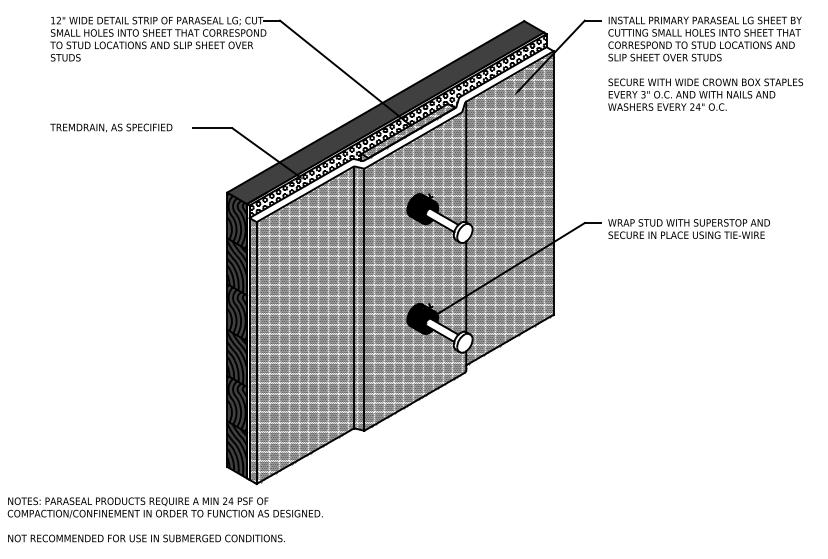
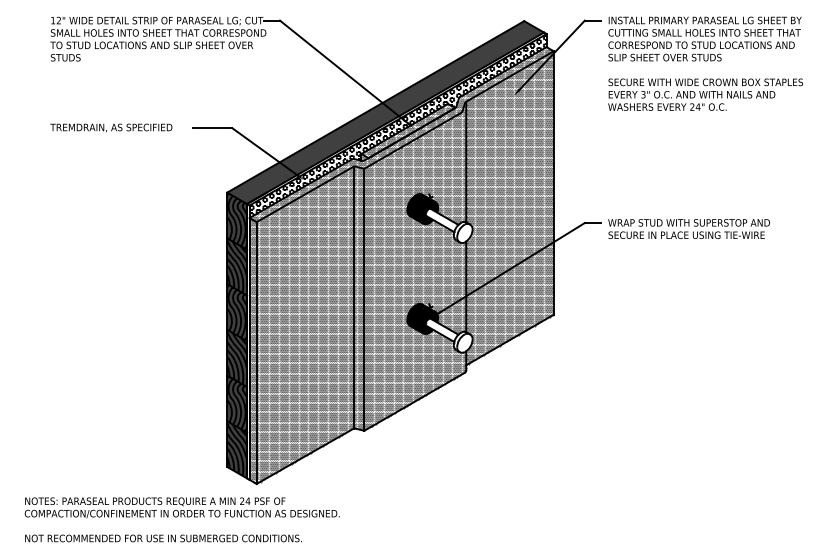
hatch: none -> present (401, 134)
text position: (164, 519) -> (181, 519) (181, 519)
